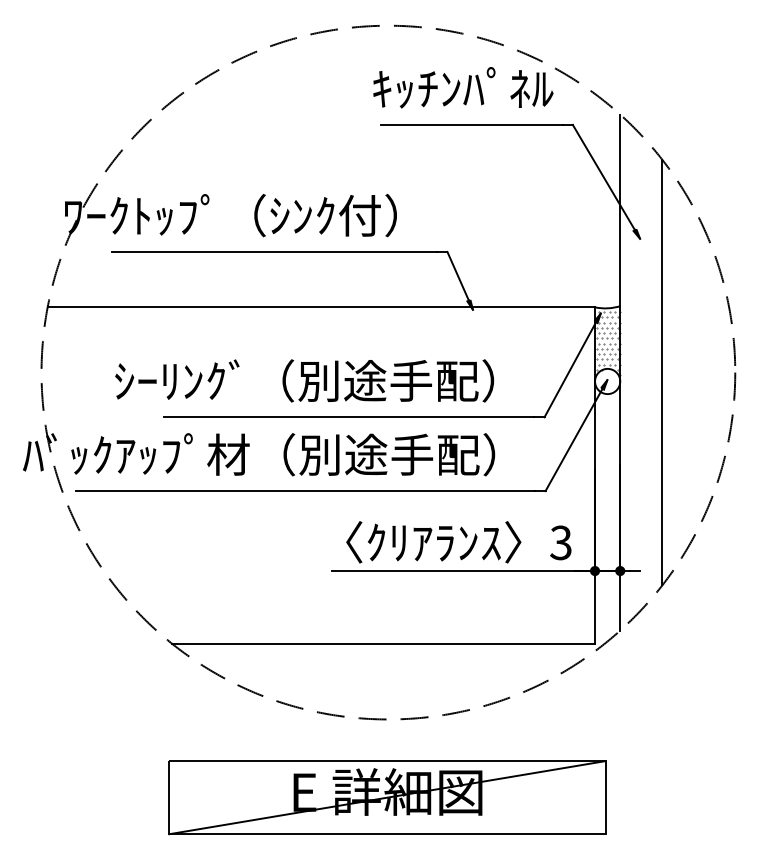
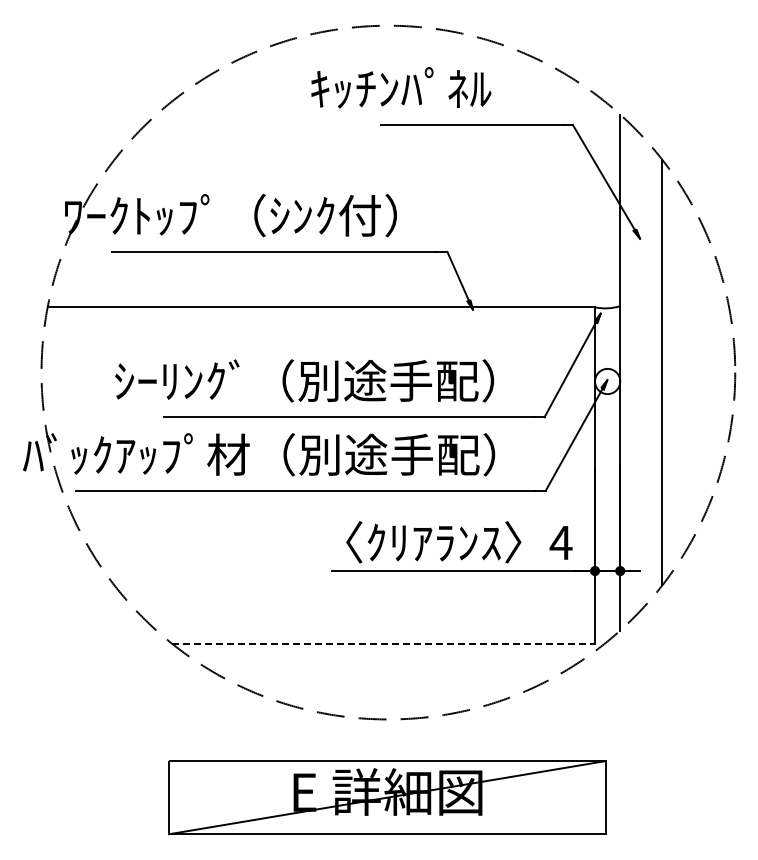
text position: (463, 87) -> (401, 87) (401, 87)
hatch: present -> none (608, 343)
text: 3 -> 4 (560, 542)
line: solid -> dashed (384, 643)
